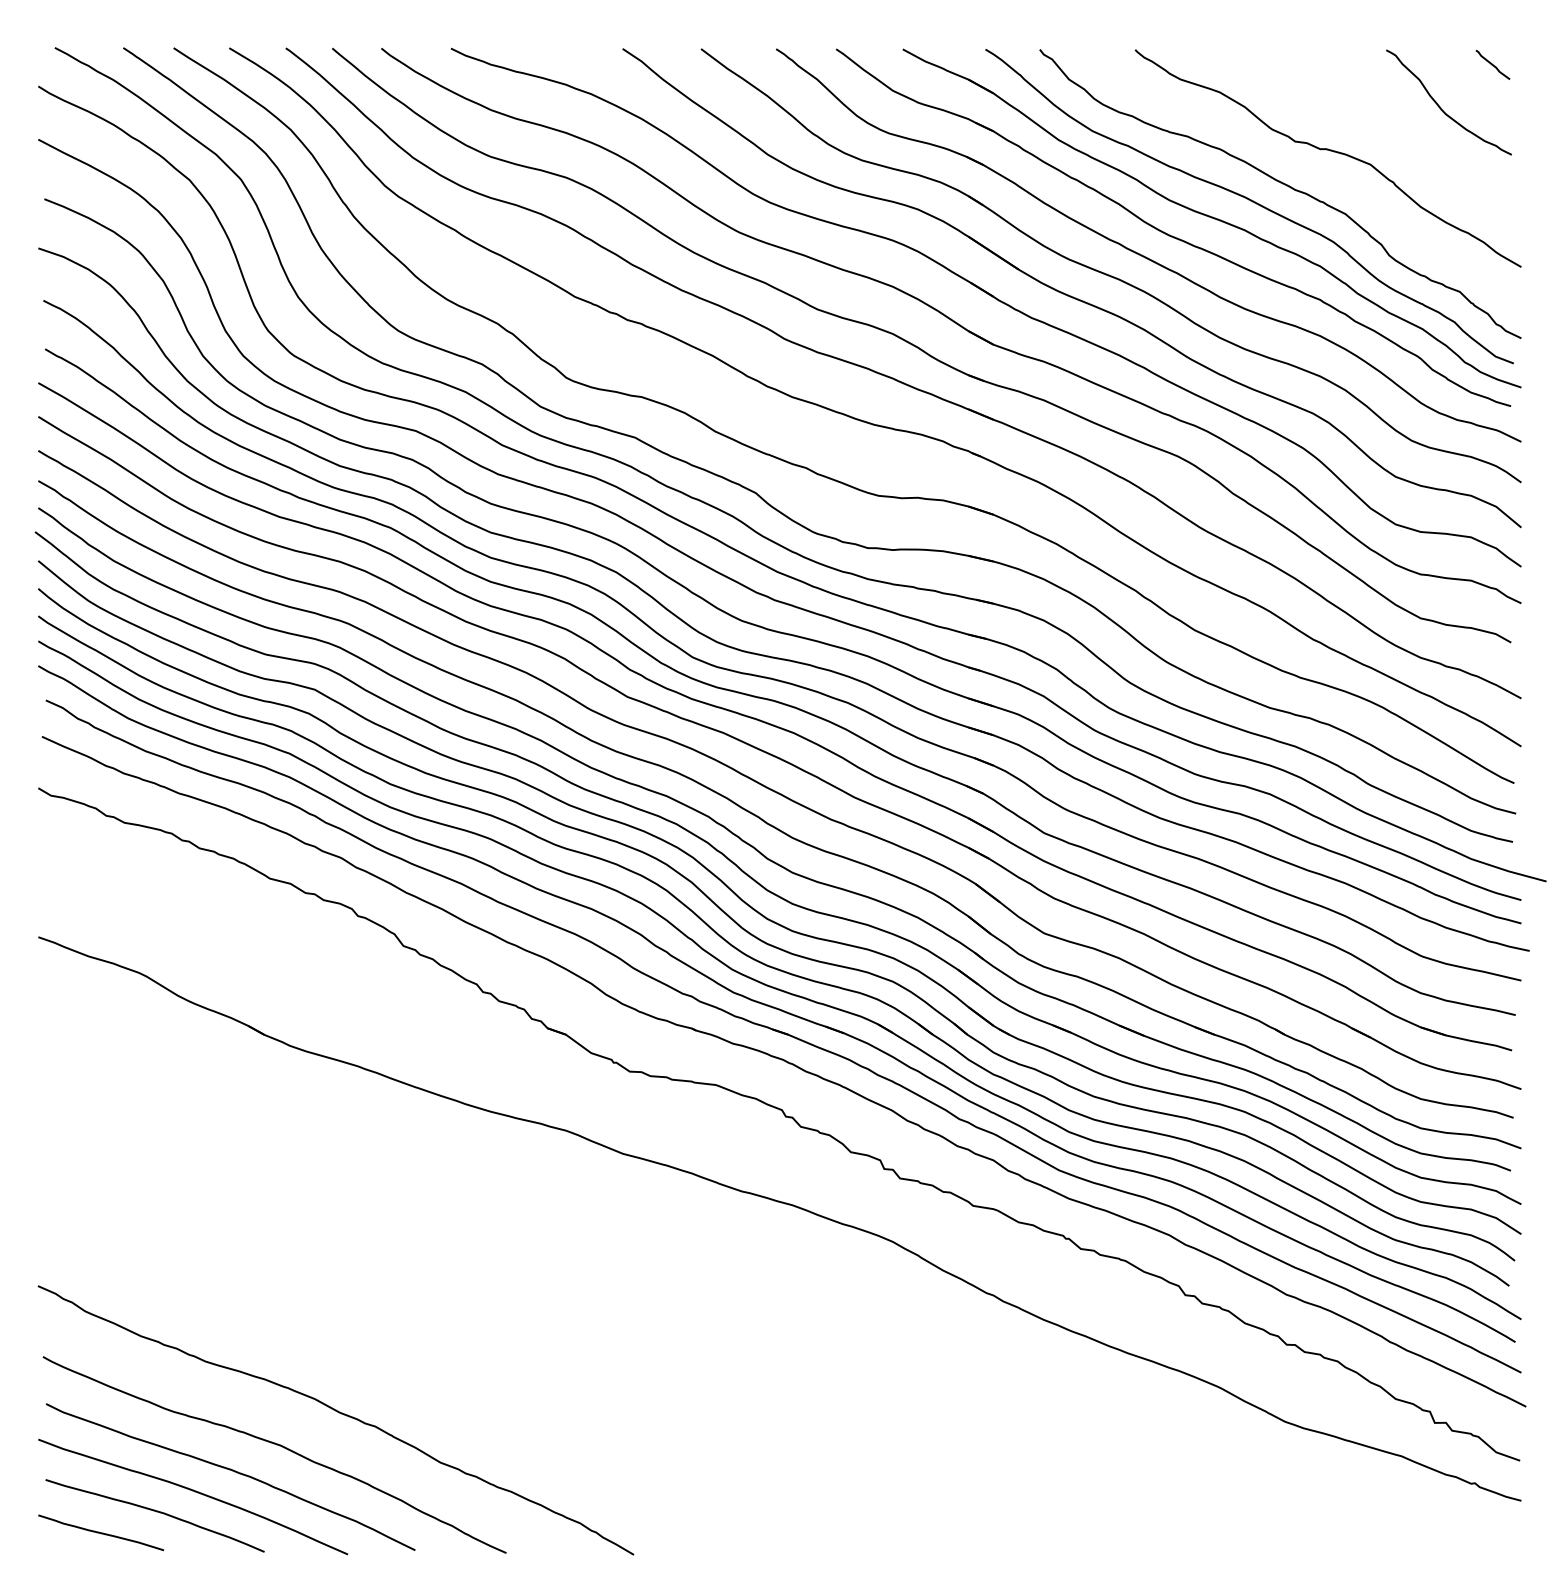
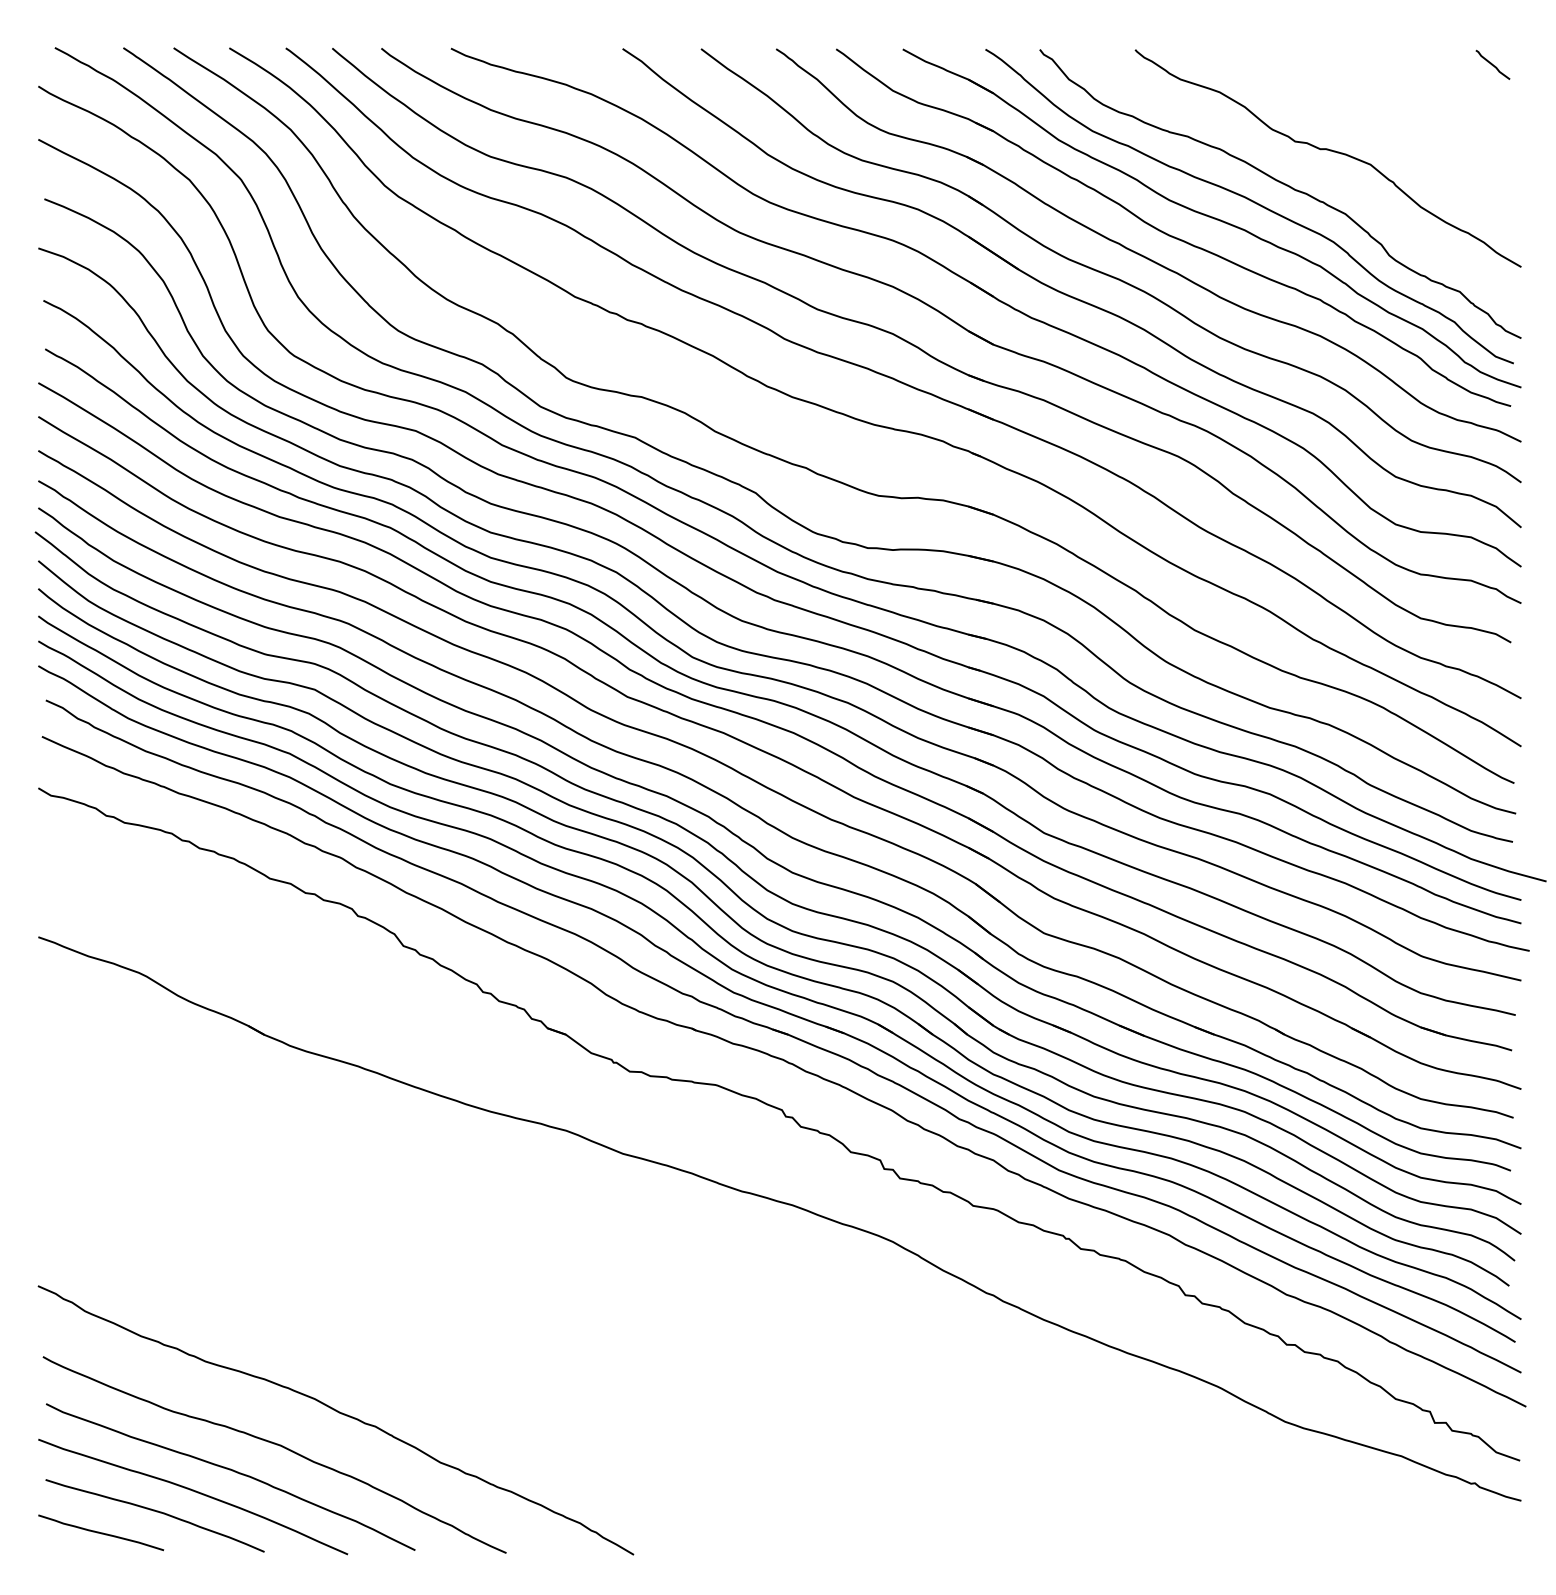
curve: present -> none (1441, 107)
